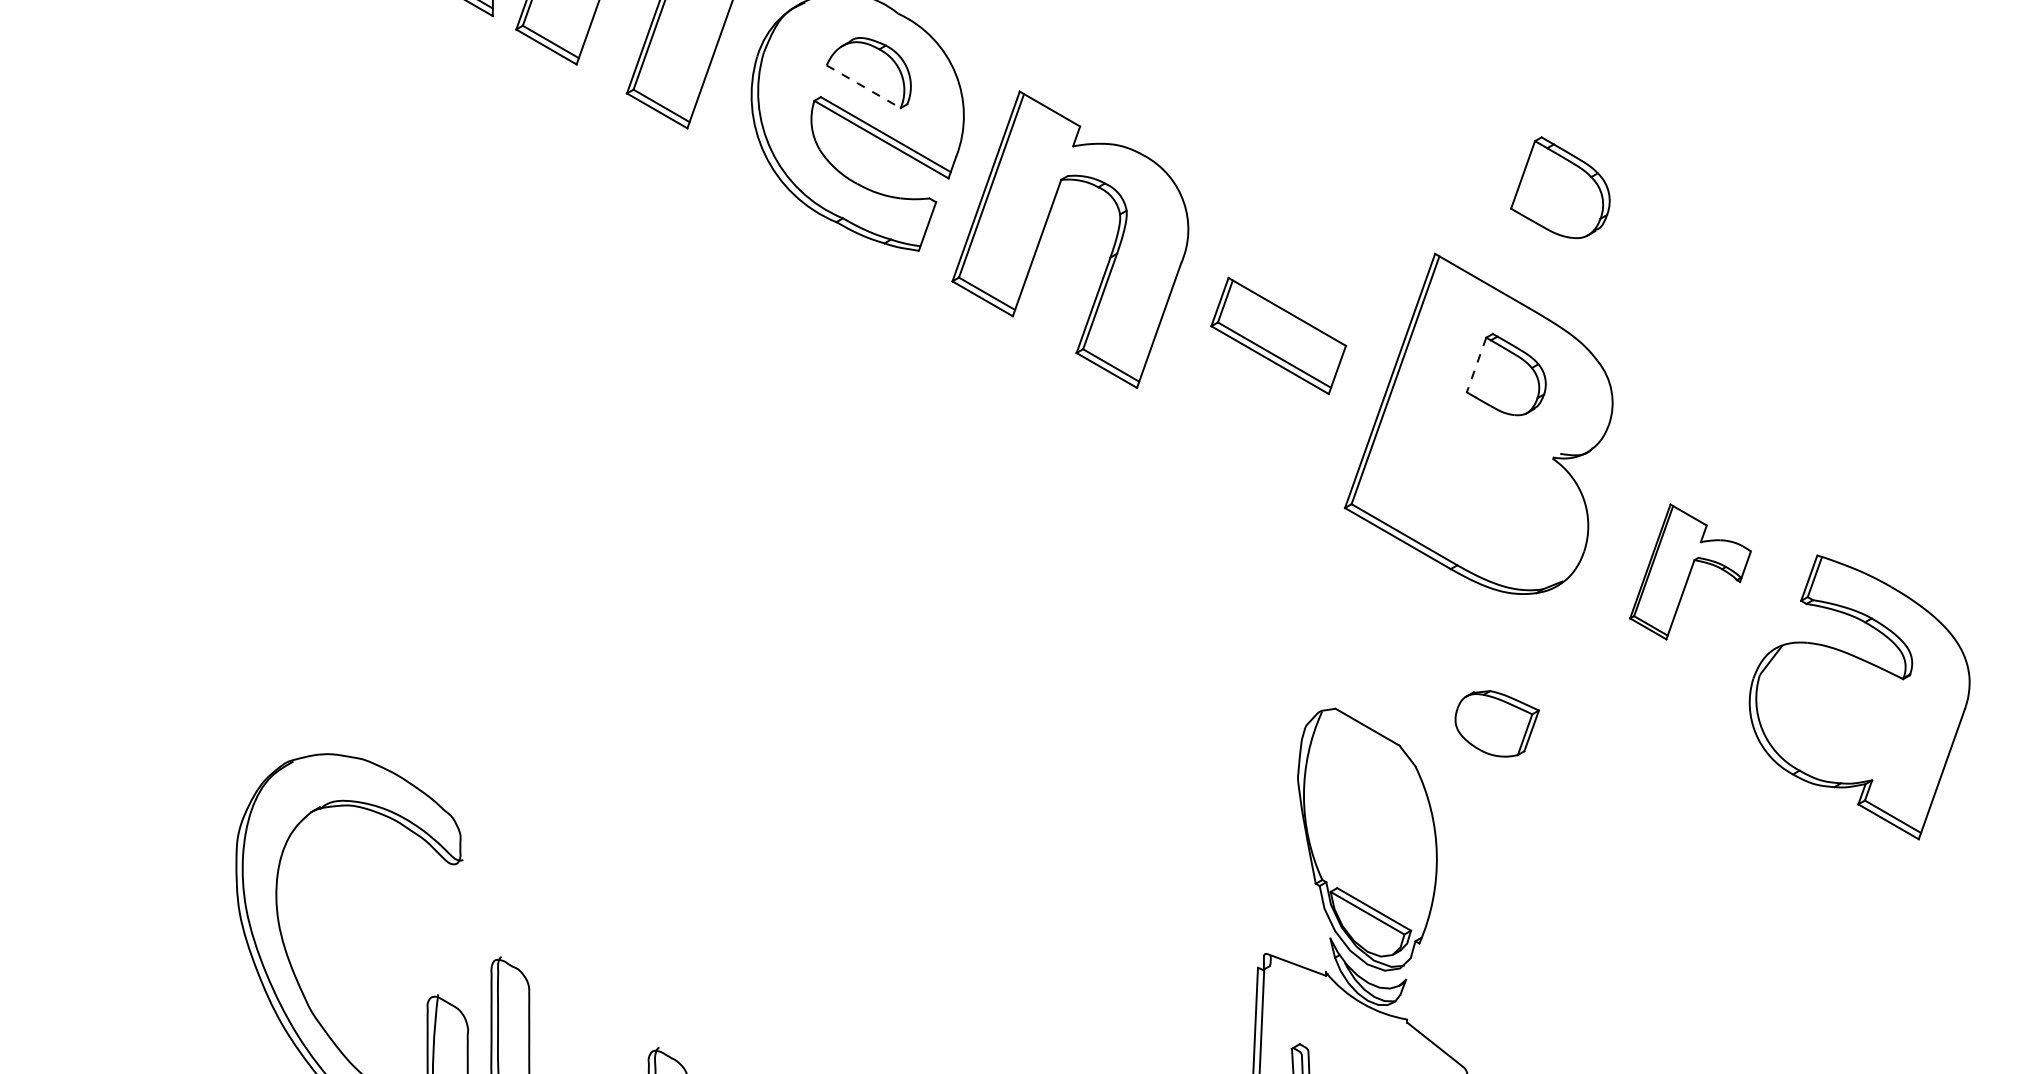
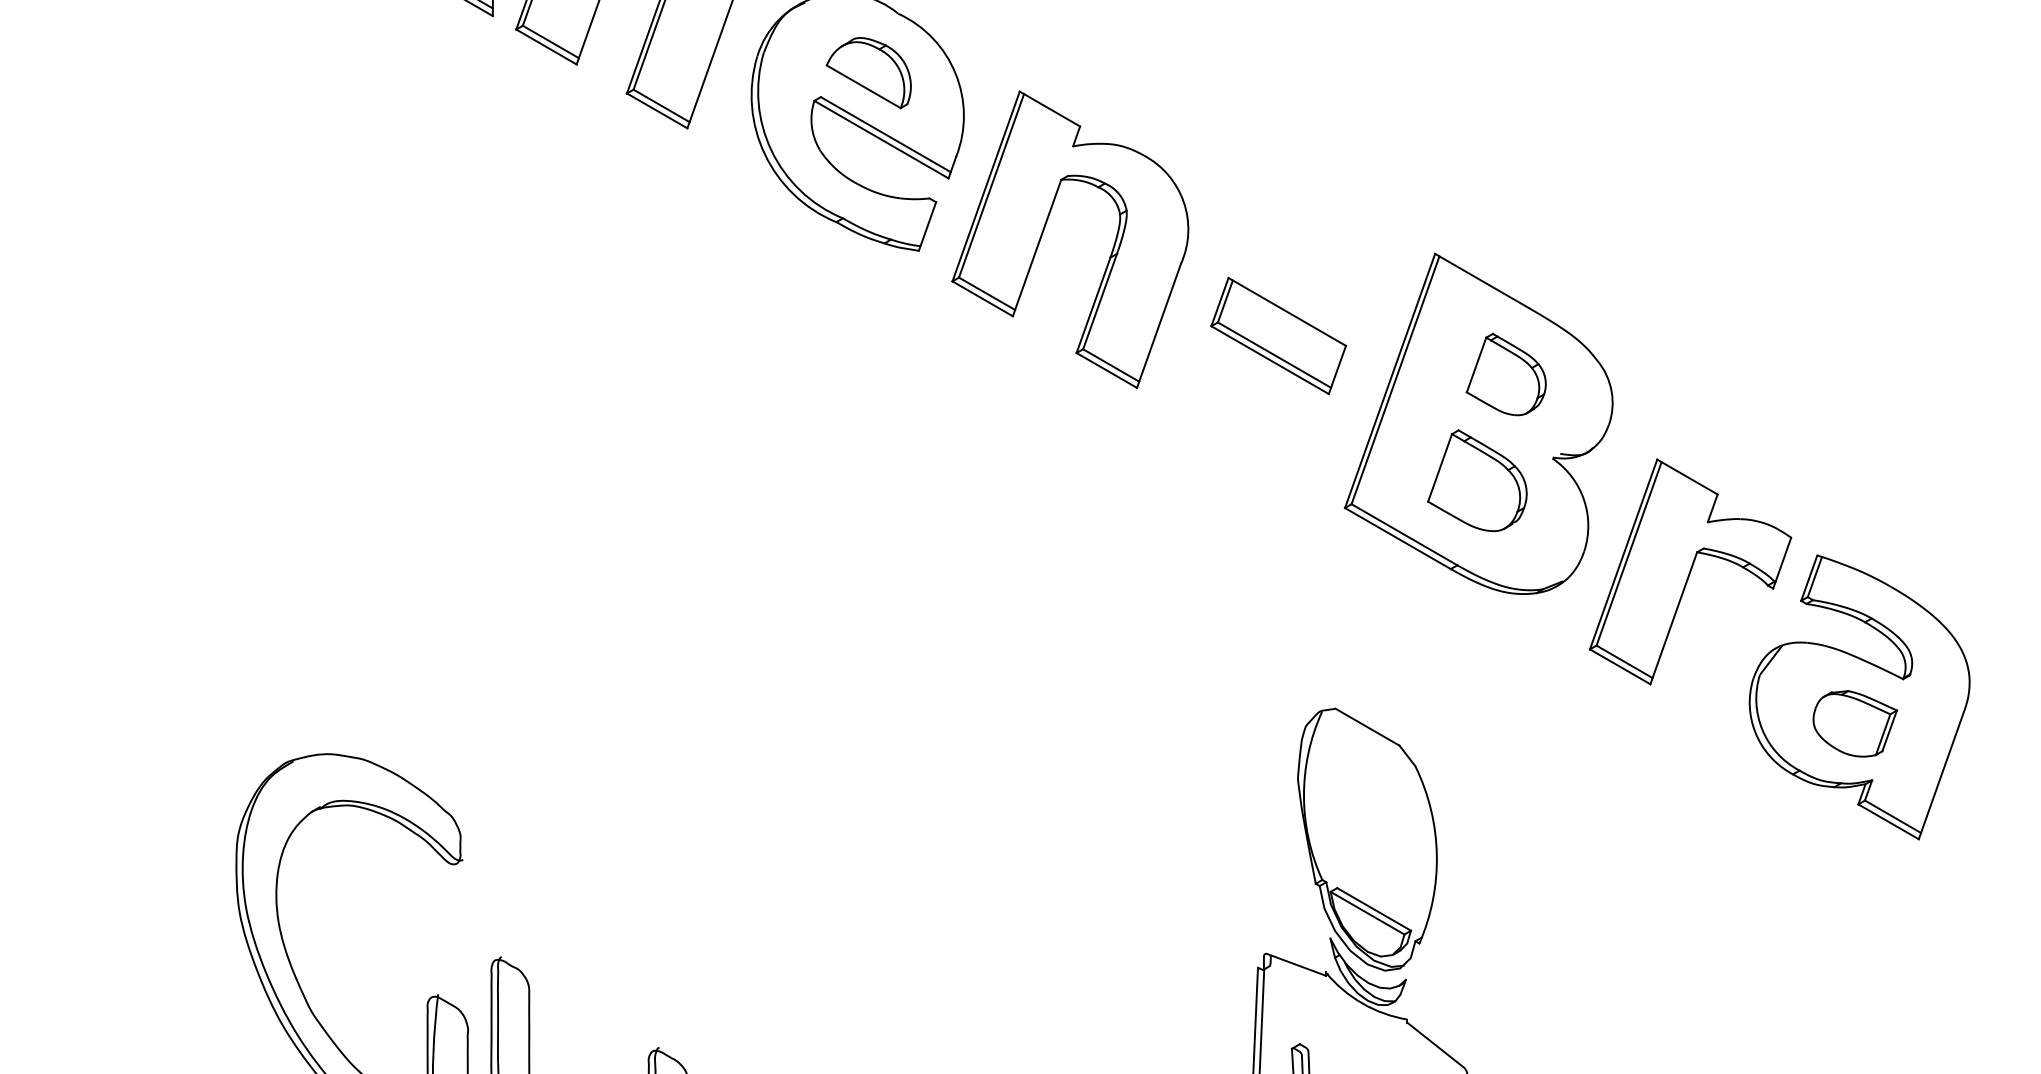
line: dashed -> solid (863, 86)
part position: (1560, 187) -> (1477, 480) (1477, 480)
line: dashed -> solid (1476, 365)
part size: 123x138 px -> 205x228 px (1690, 571)
part position: (1496, 723) -> (1854, 723) (1854, 723)
